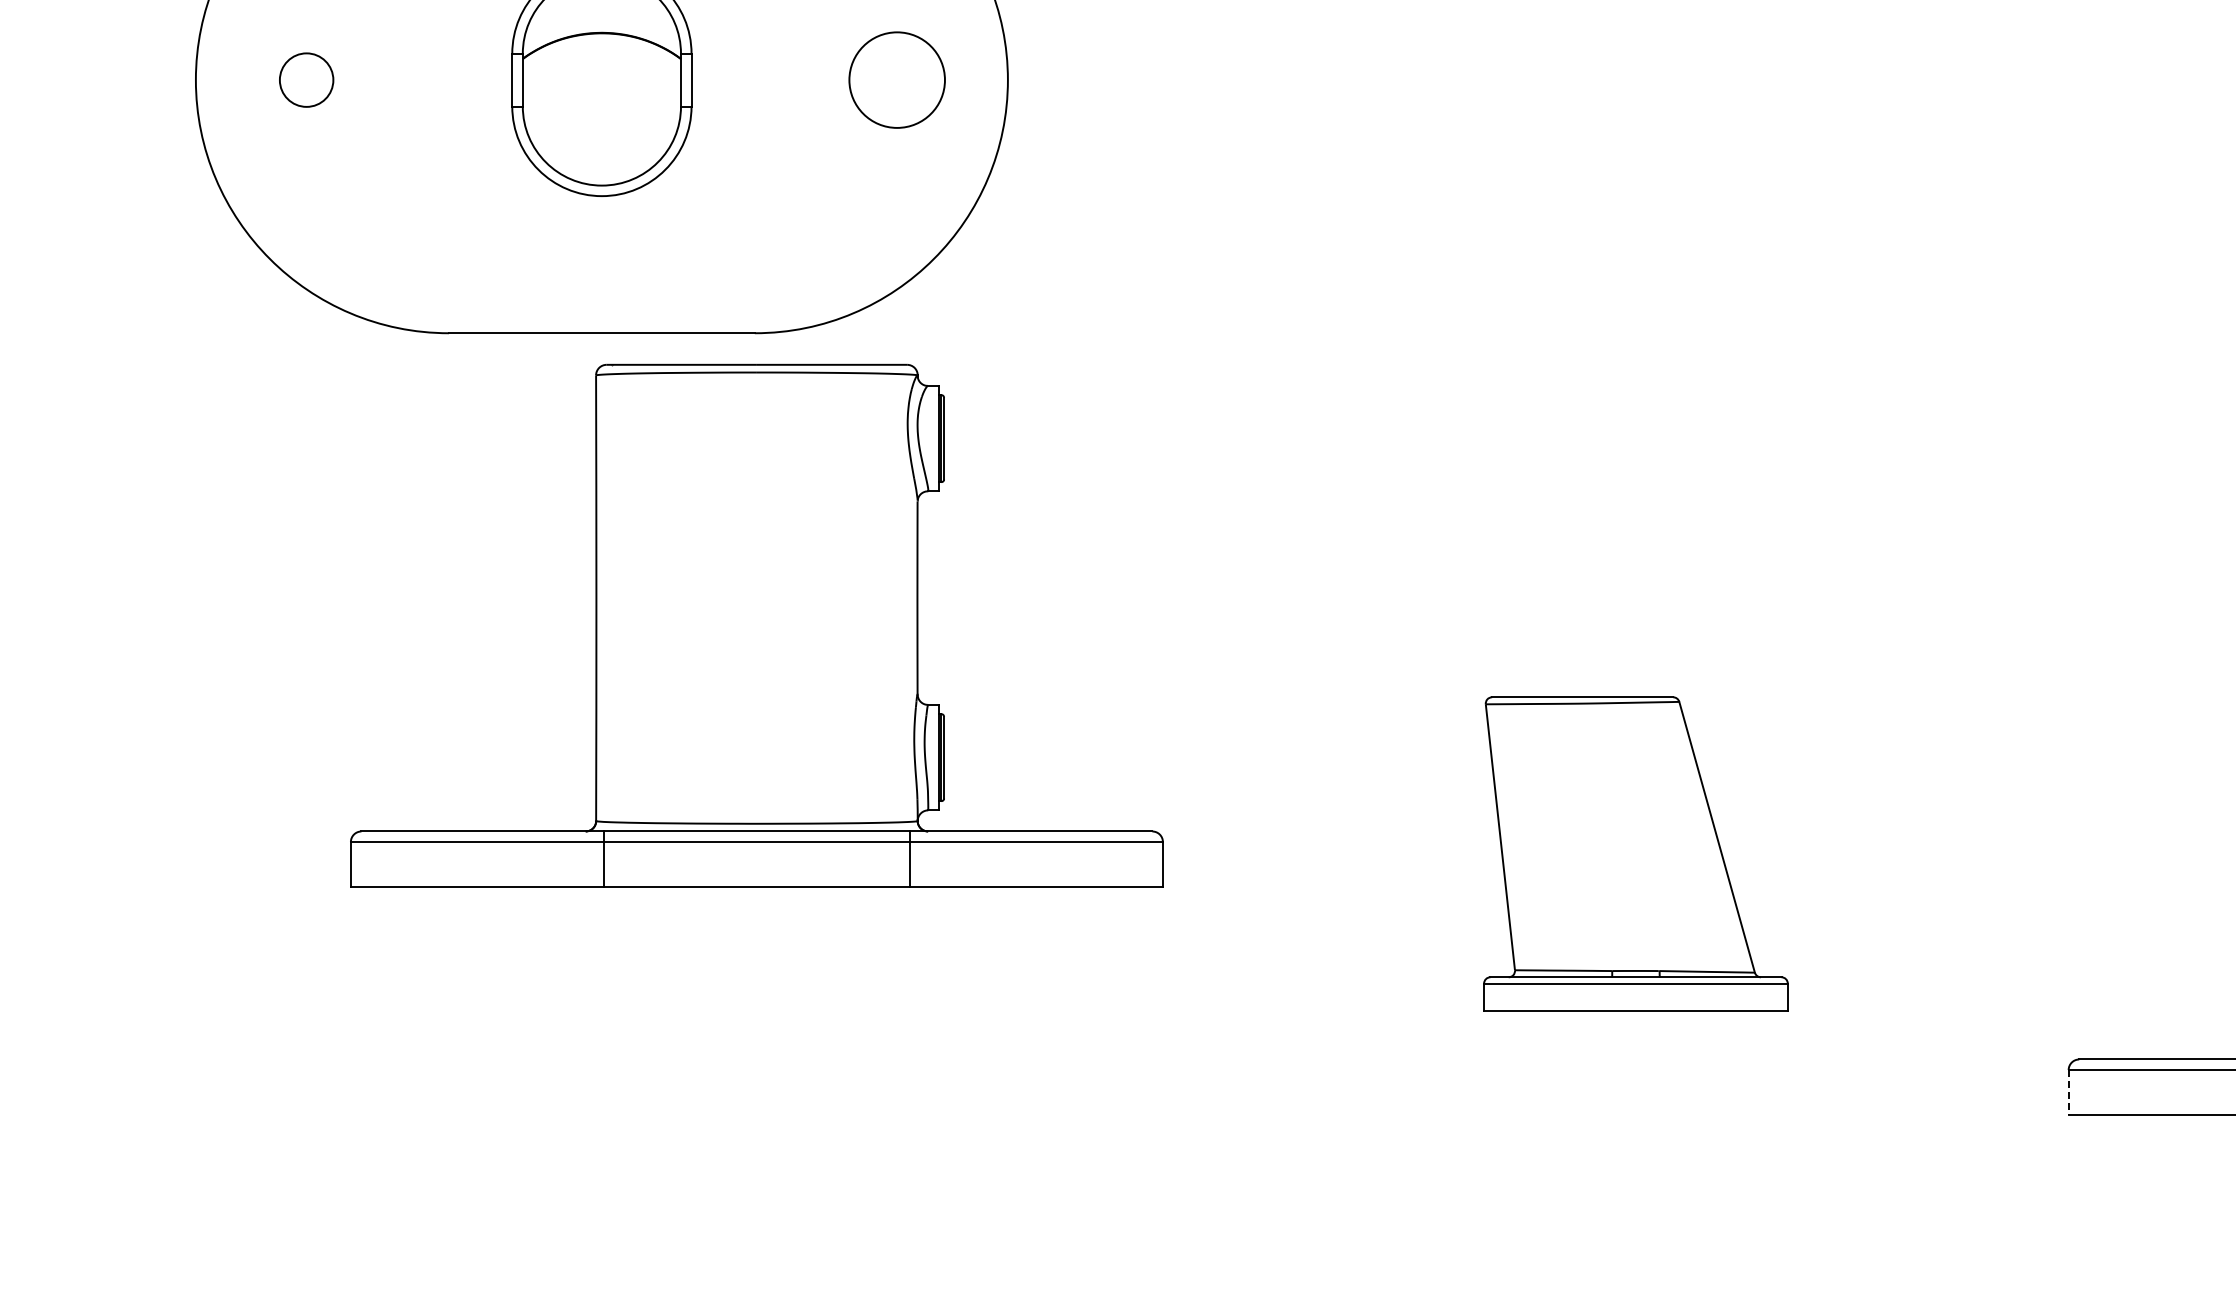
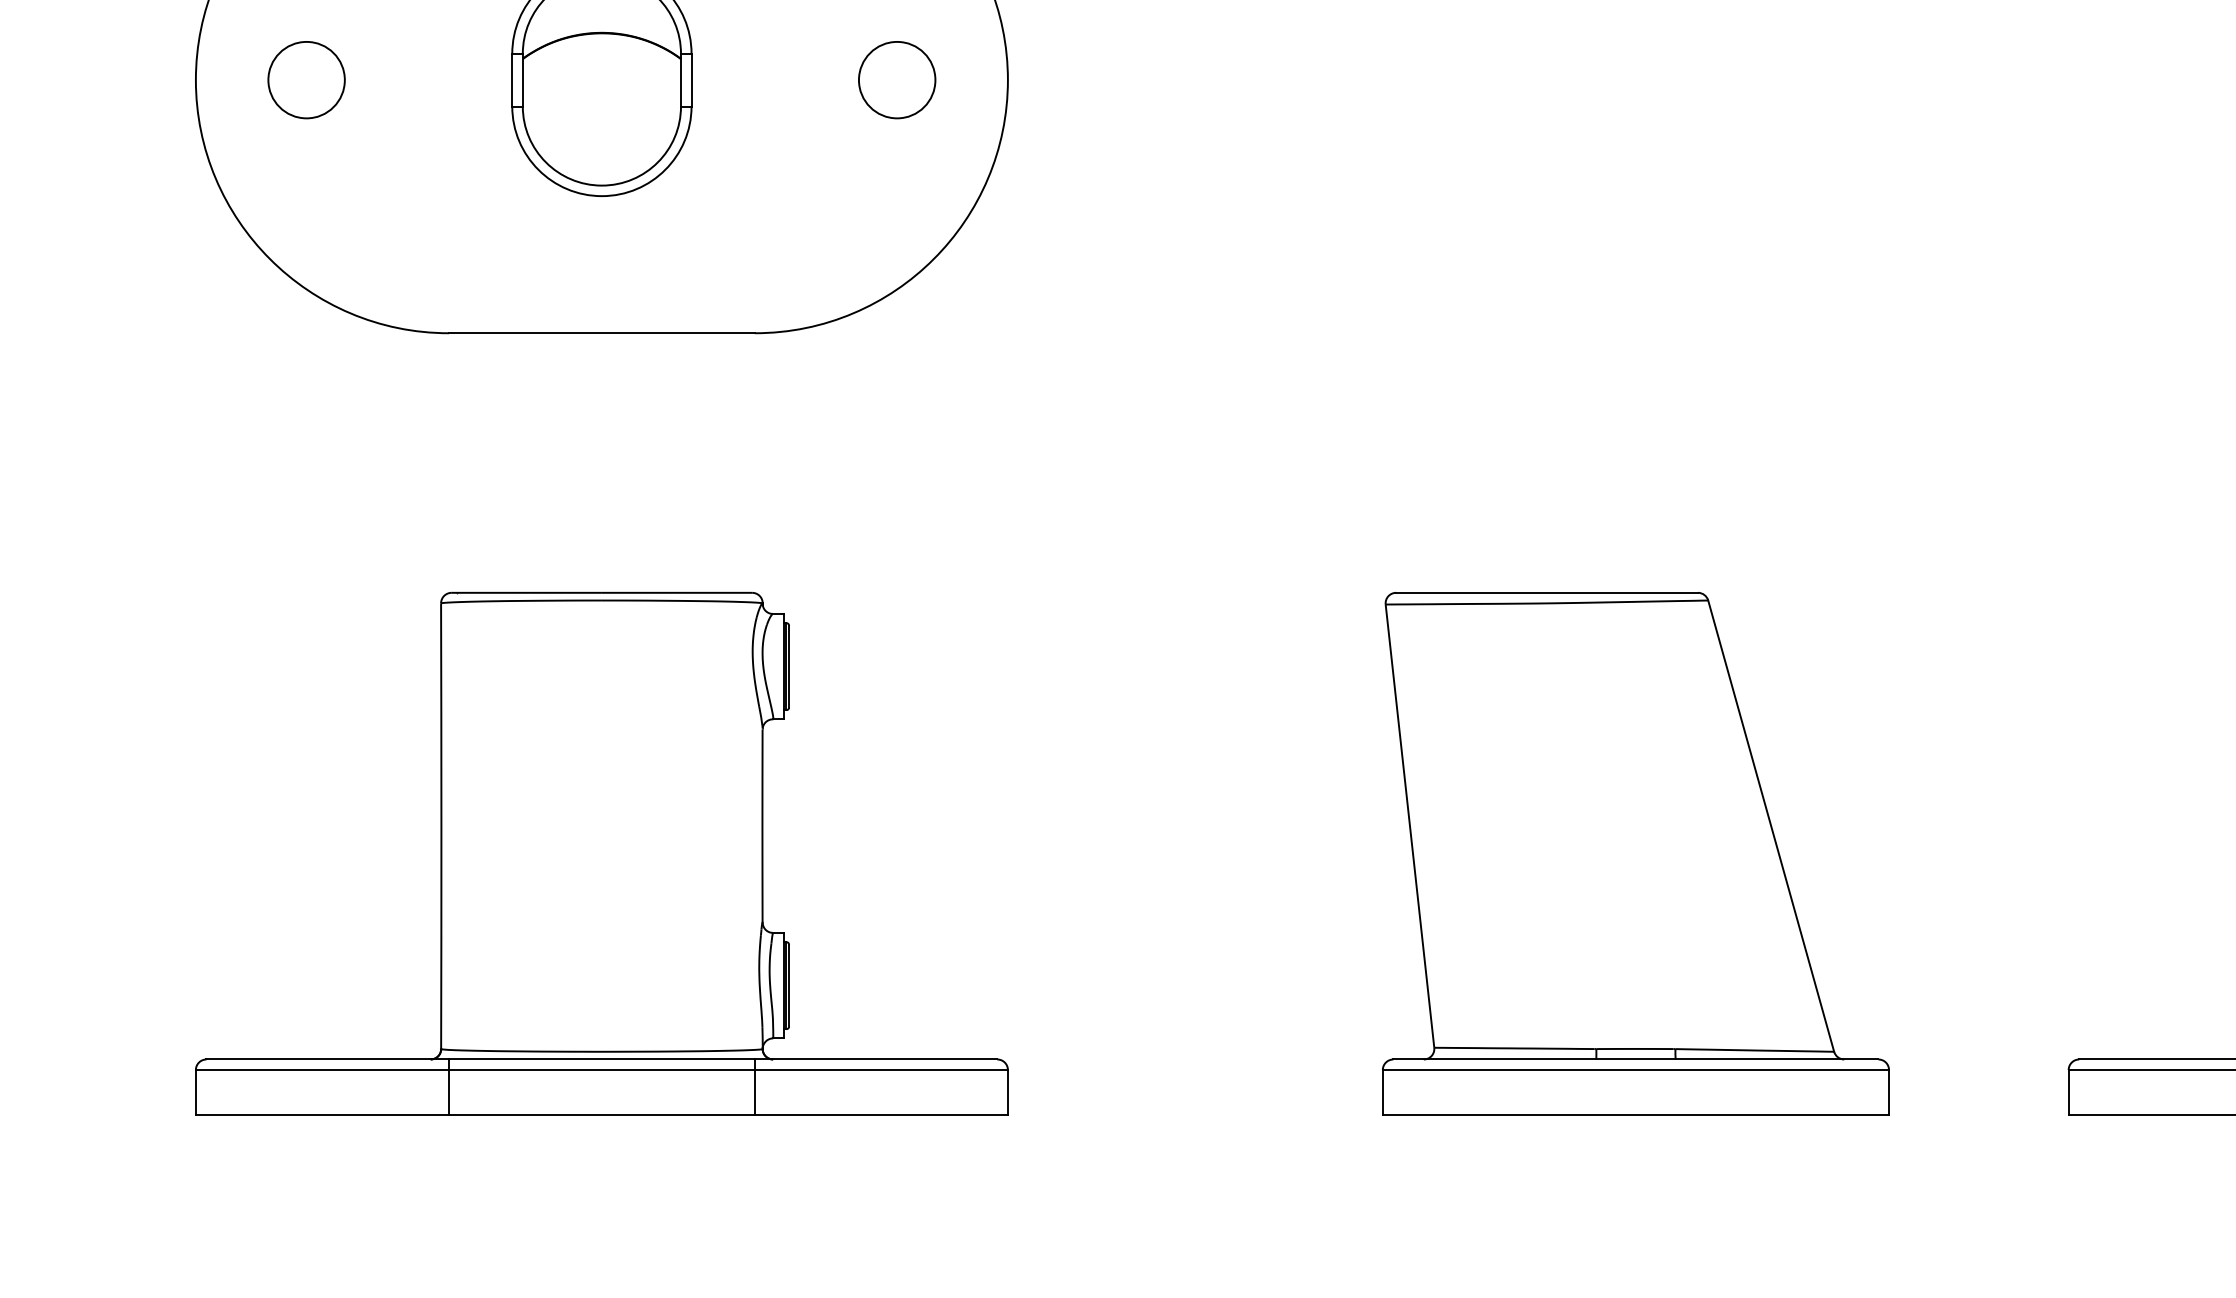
circle diameter: 54 px -> 76 px (306, 79)
circle diameter: 96 px -> 76 px (896, 79)
part position: (756, 625) -> (601, 853) (601, 853)
part size: 306x316 px -> 508x524 px (1635, 853)
line: dashed -> solid (2068, 1092)
